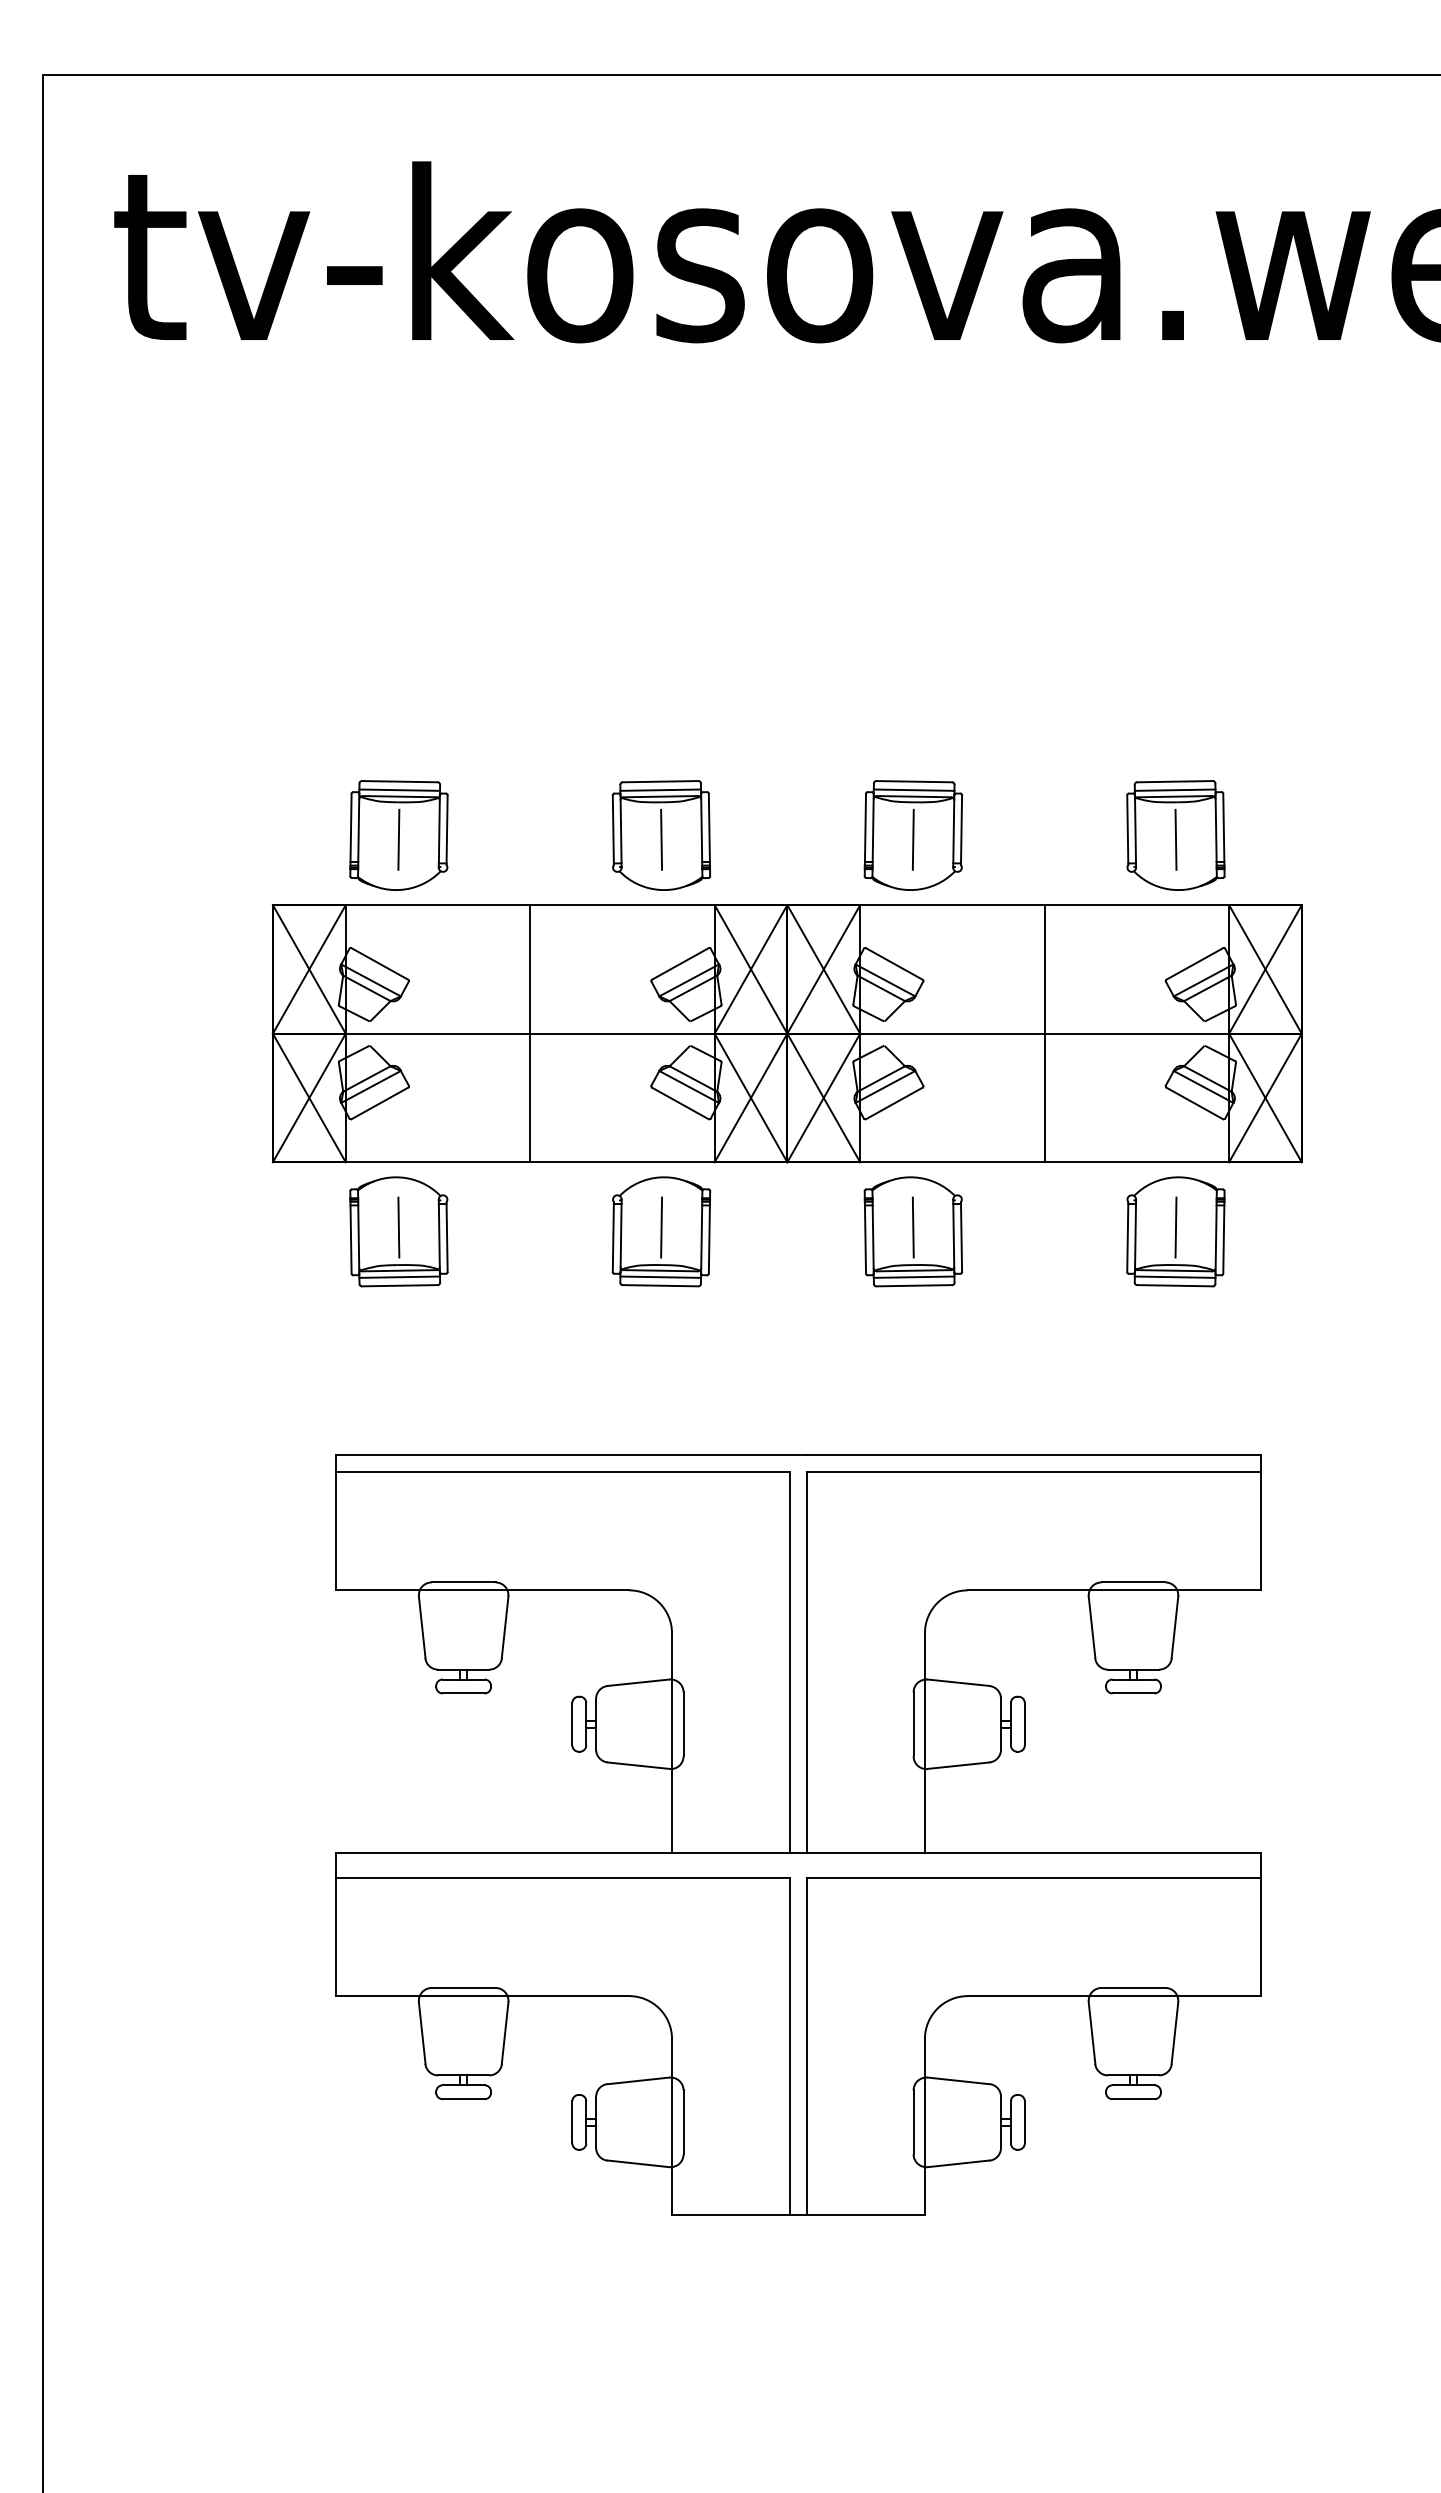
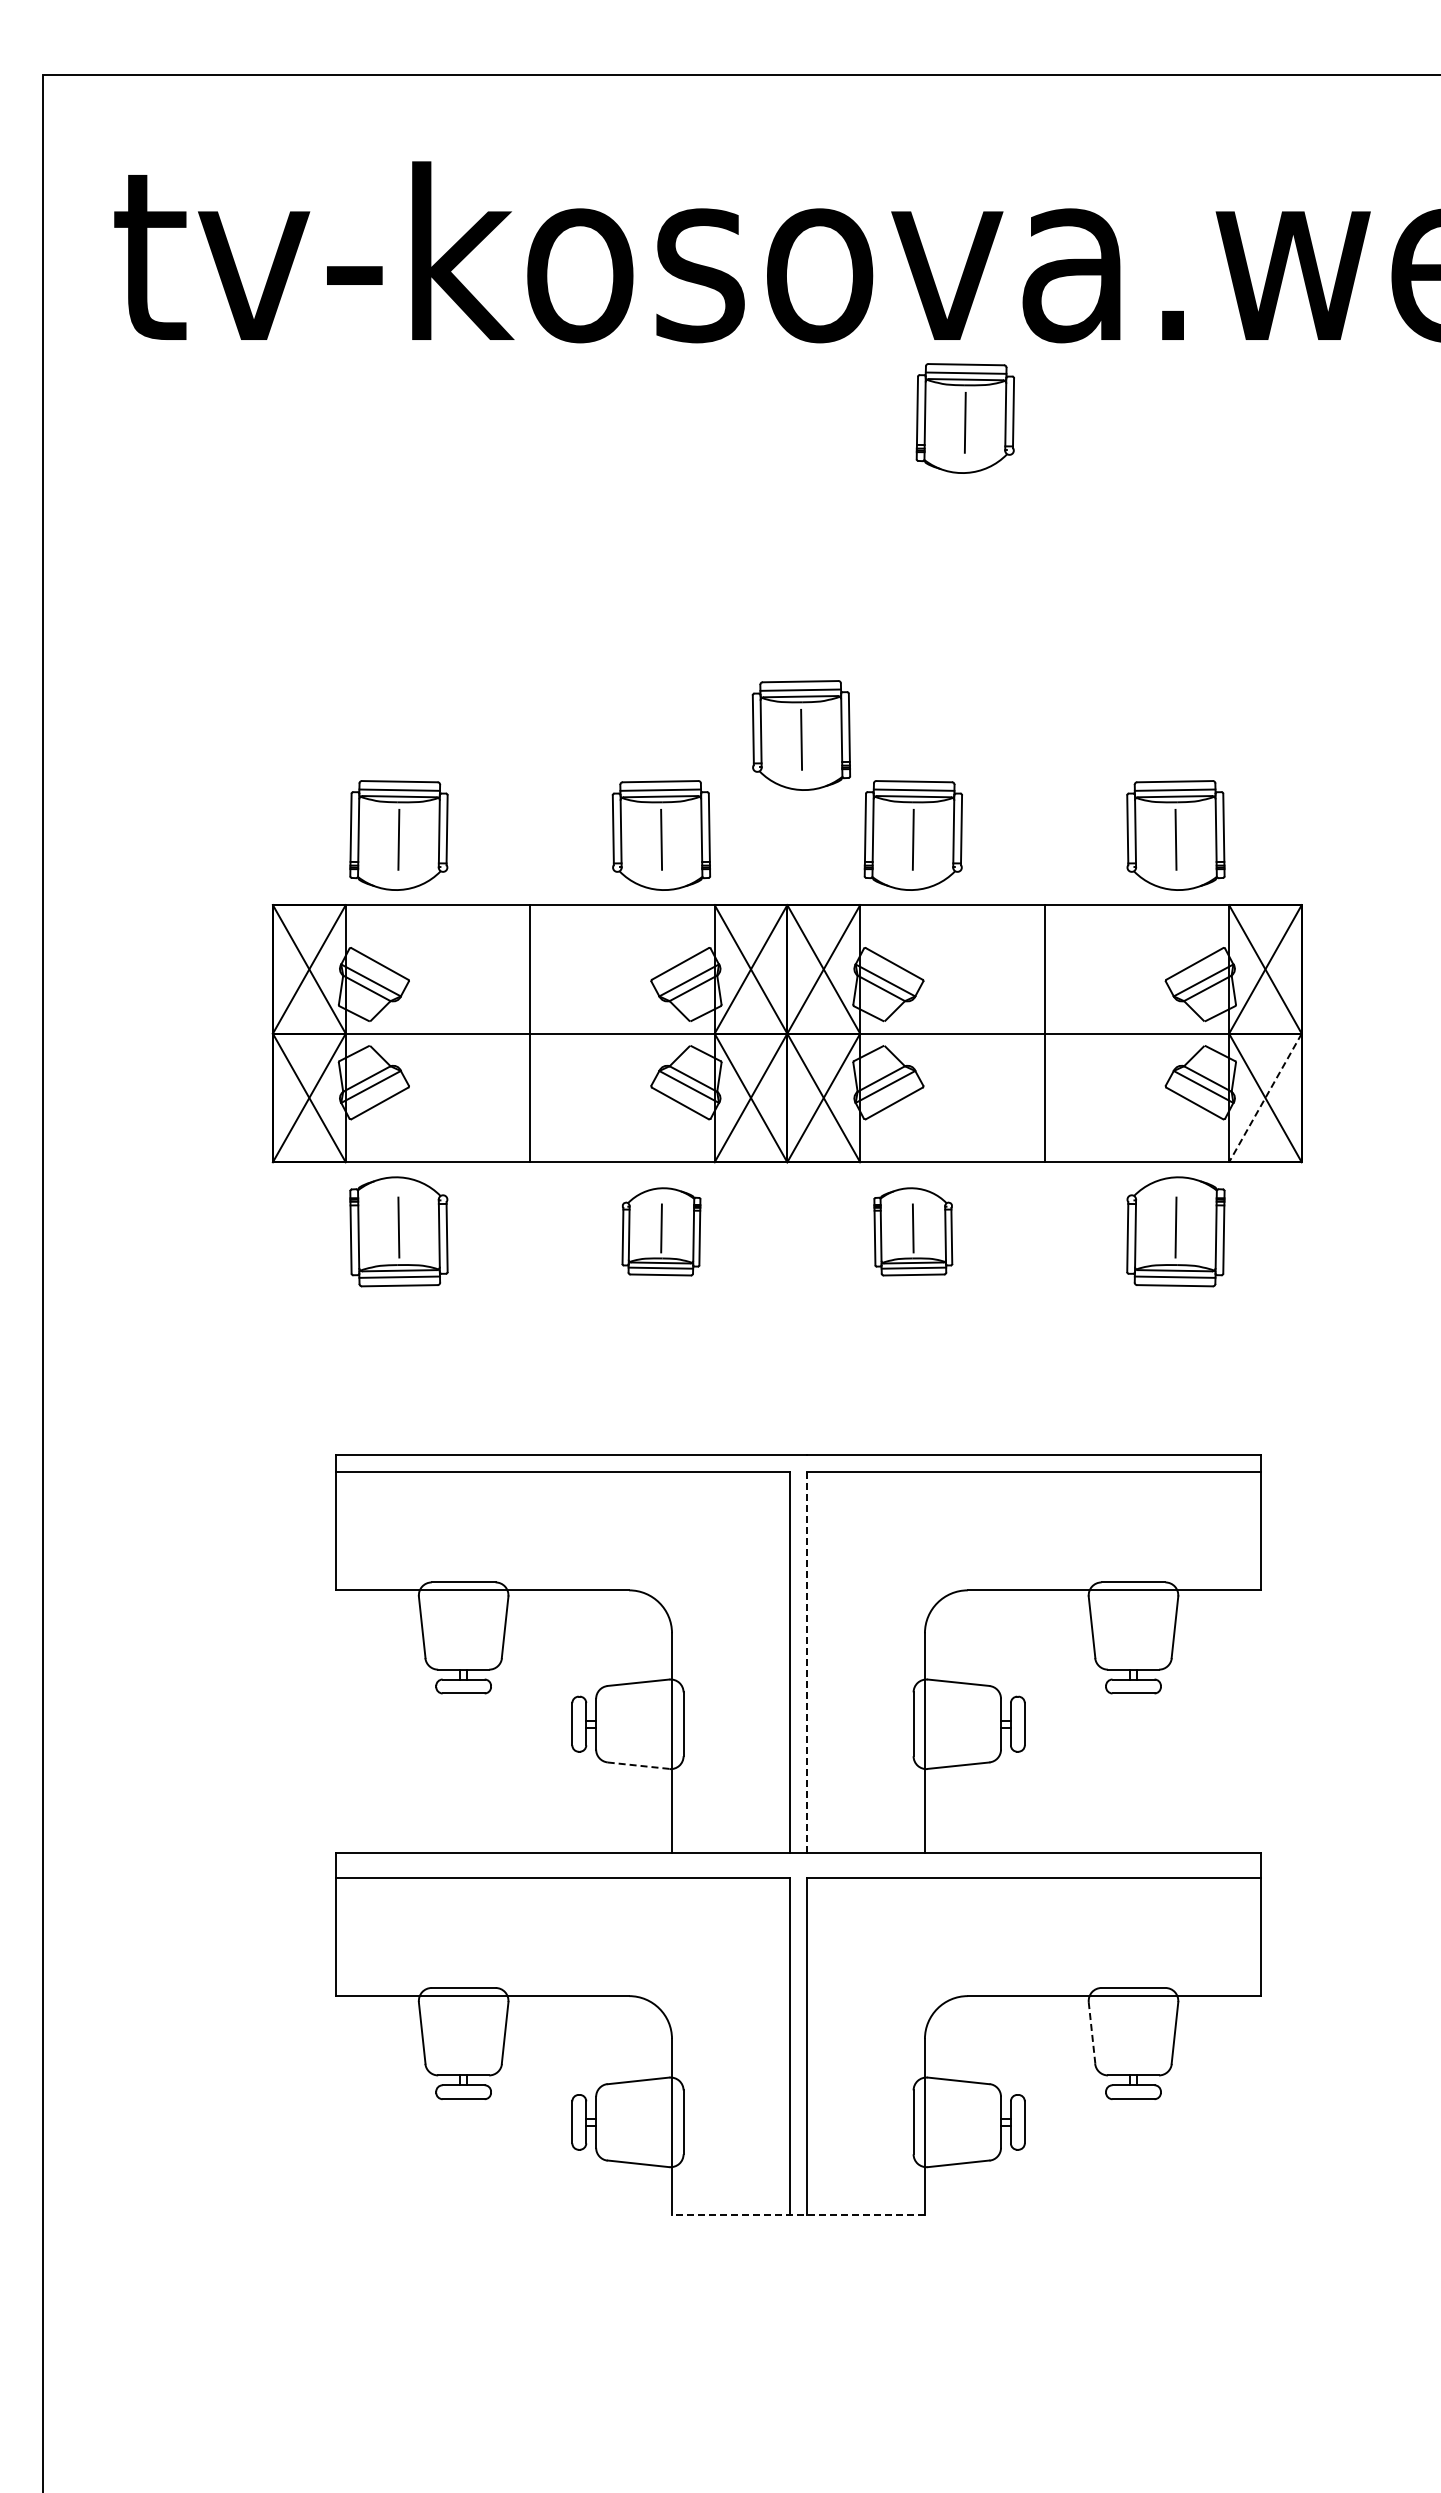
part: none -> present (964, 418)
part: none -> present (801, 735)
line: solid -> dashed (1265, 1098)
part size: 101x112 px -> 81x90 px (661, 1231)
part size: 100x112 px -> 81x90 px (913, 1231)
line: solid -> dashed (807, 1661)
line: solid -> dashed (639, 1765)
line: solid -> dashed (1092, 2033)
line: solid -> dashed (797, 2215)
